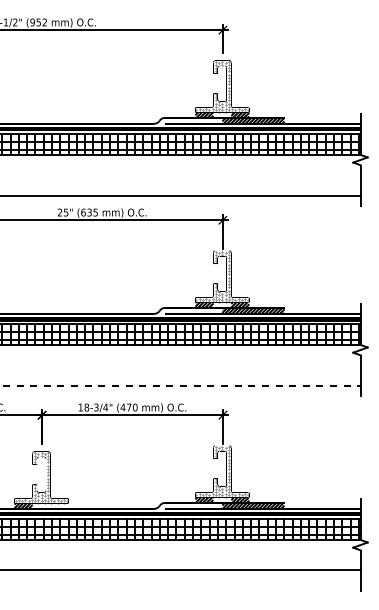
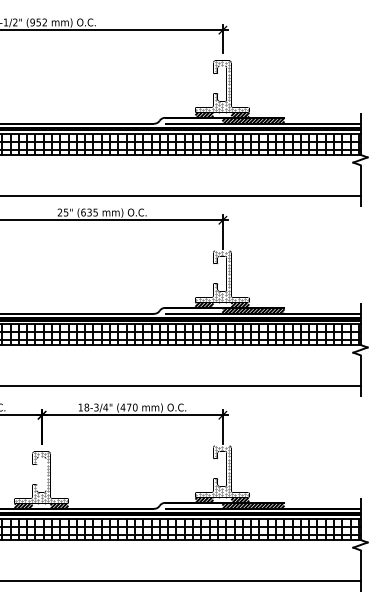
line: dashed -> solid (180, 386)
hatch: none -> present (59, 505)
line position: (181, 570) -> (181, 581) (181, 581)
